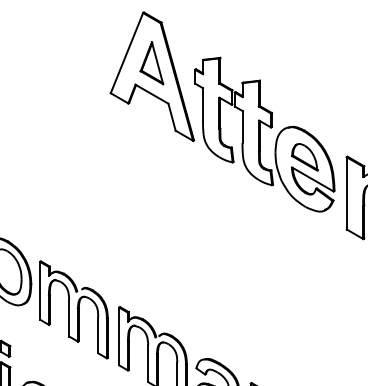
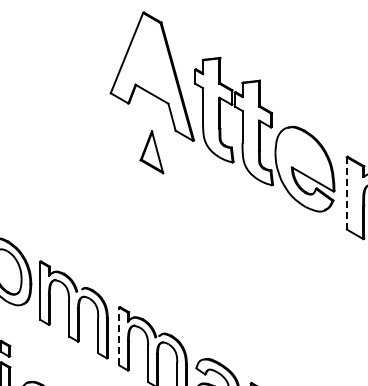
part position: (151, 63) -> (151, 152) (151, 152)
part: present -> none (304, 157)
line: solid -> dashed (346, 192)
line: solid -> dashed (119, 336)
